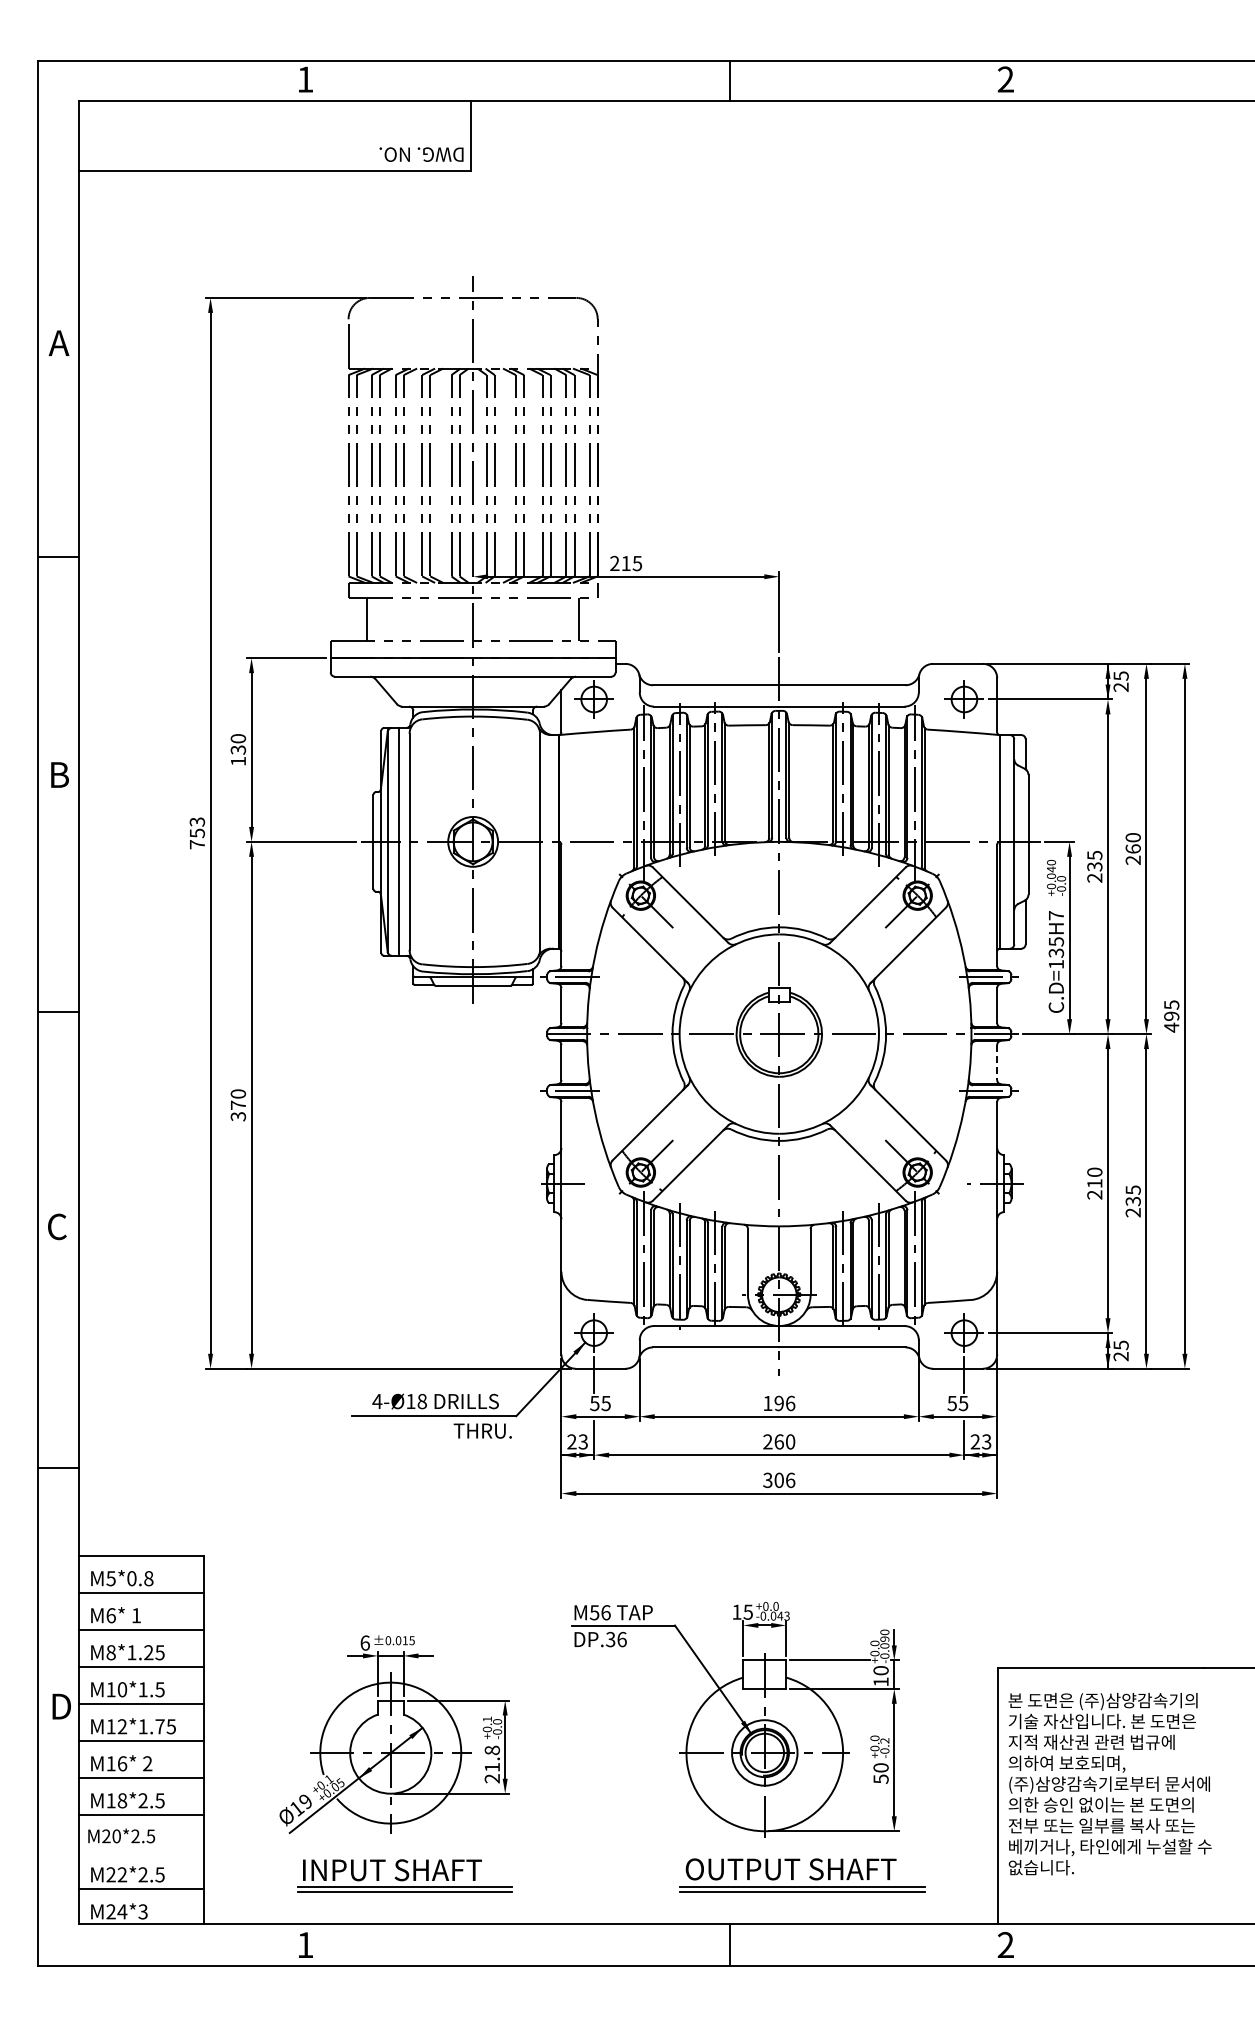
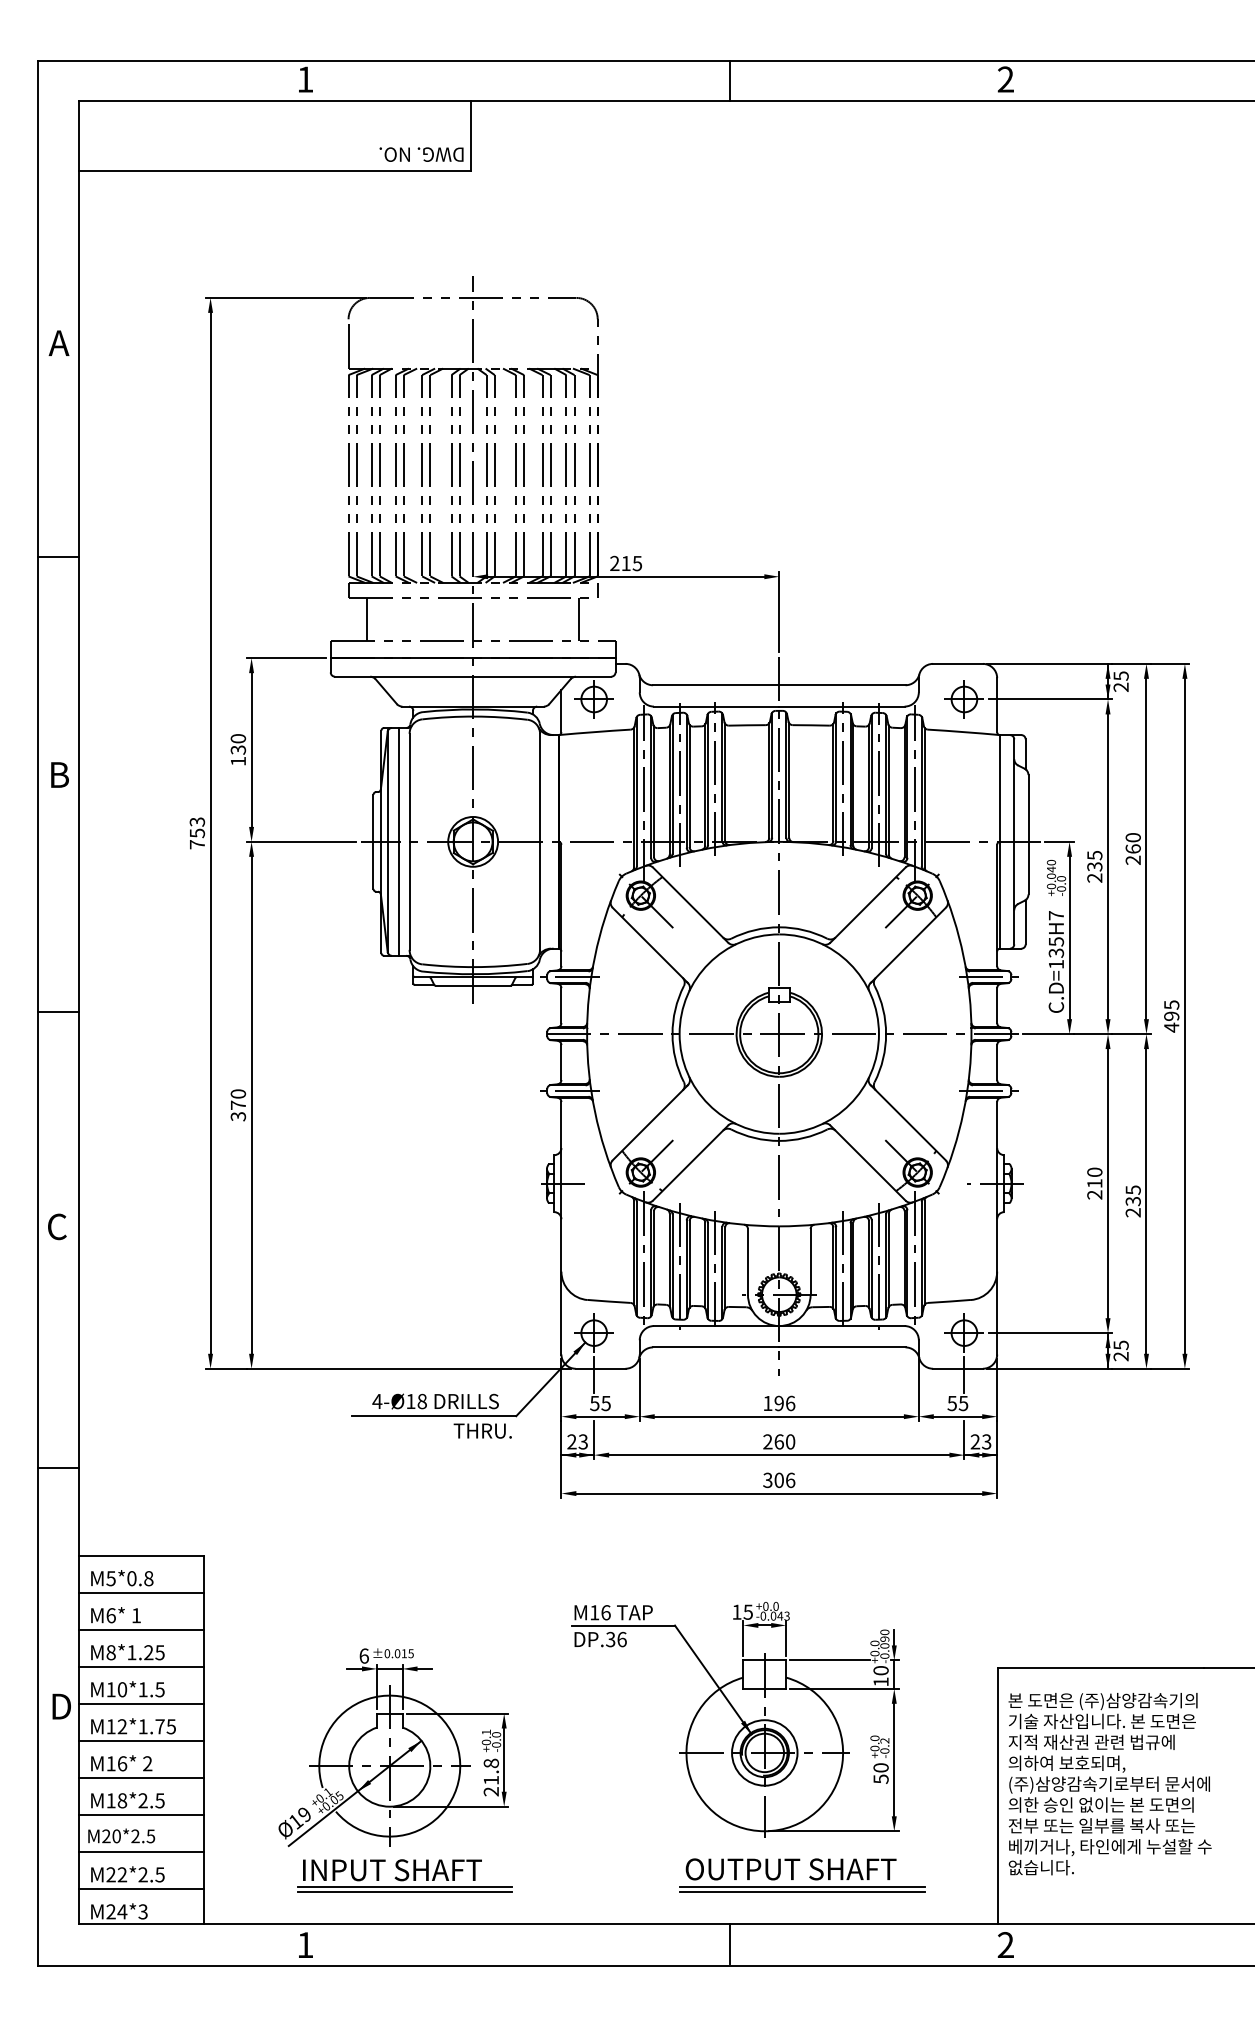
line: dashed -> solid (997, 1063)
text: M56 -> M16 (594, 1612)
part position: (394, 1734) -> (393, 1747) (393, 1747)
line: none -> present (140, 1852)
